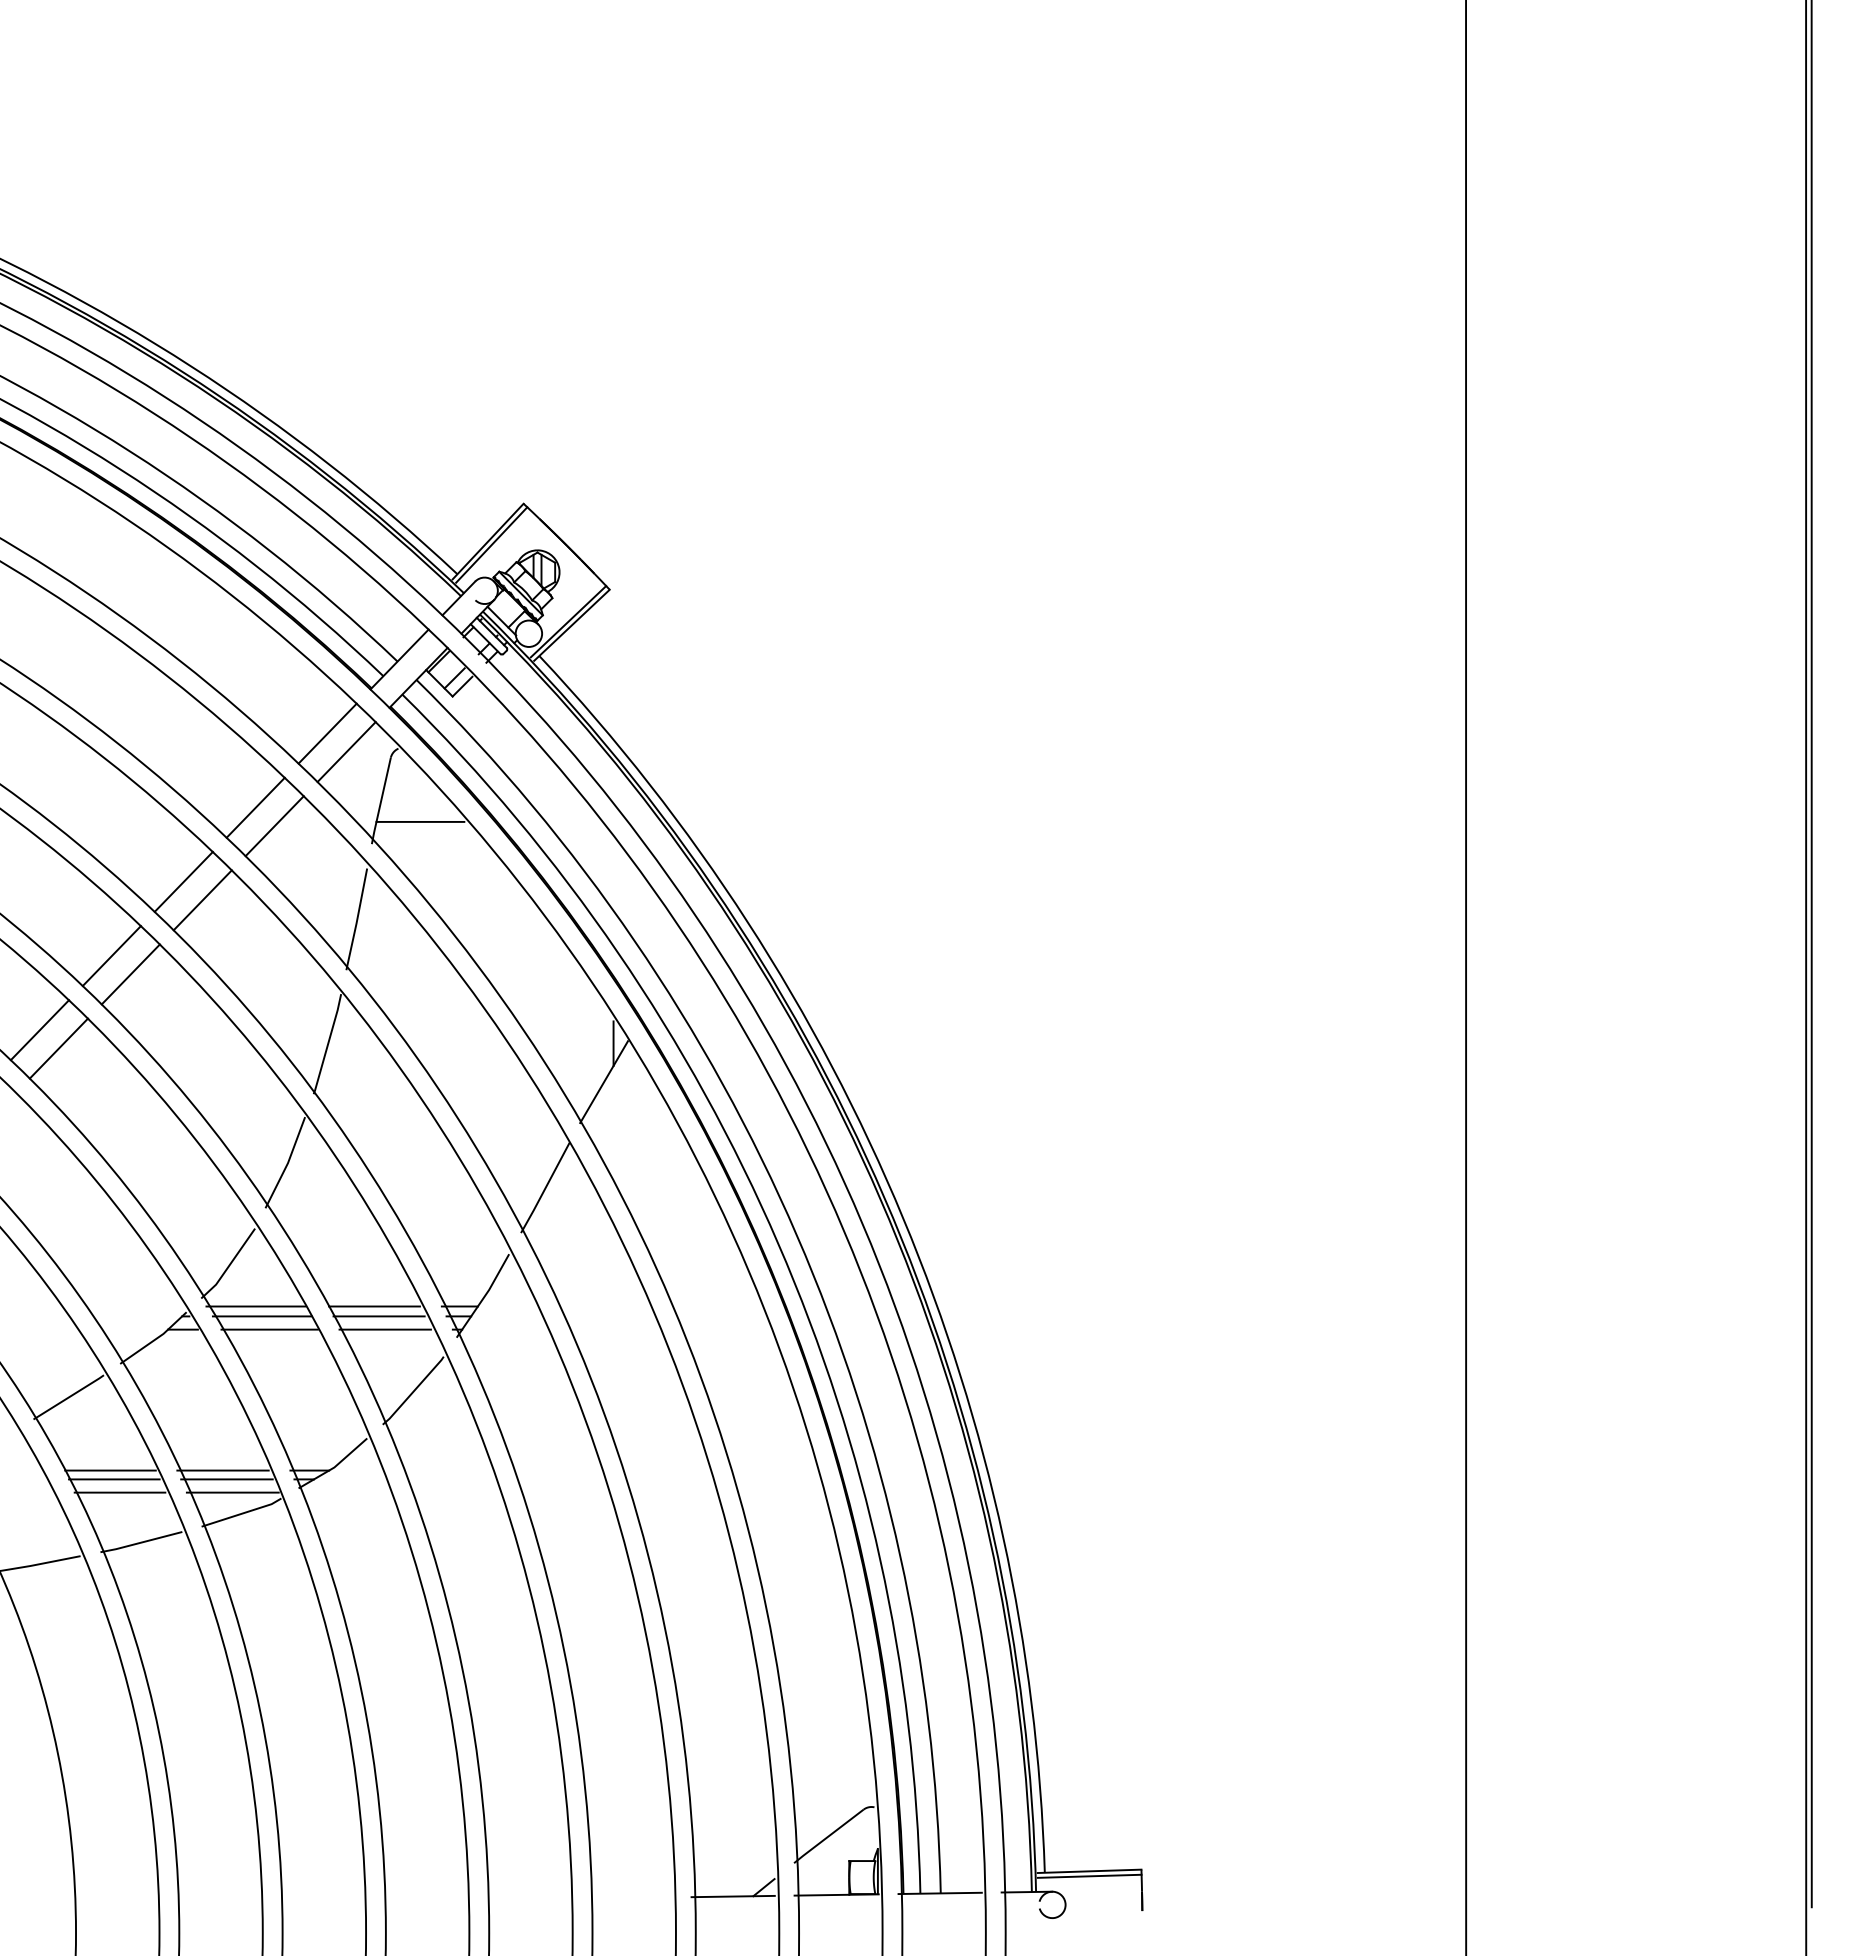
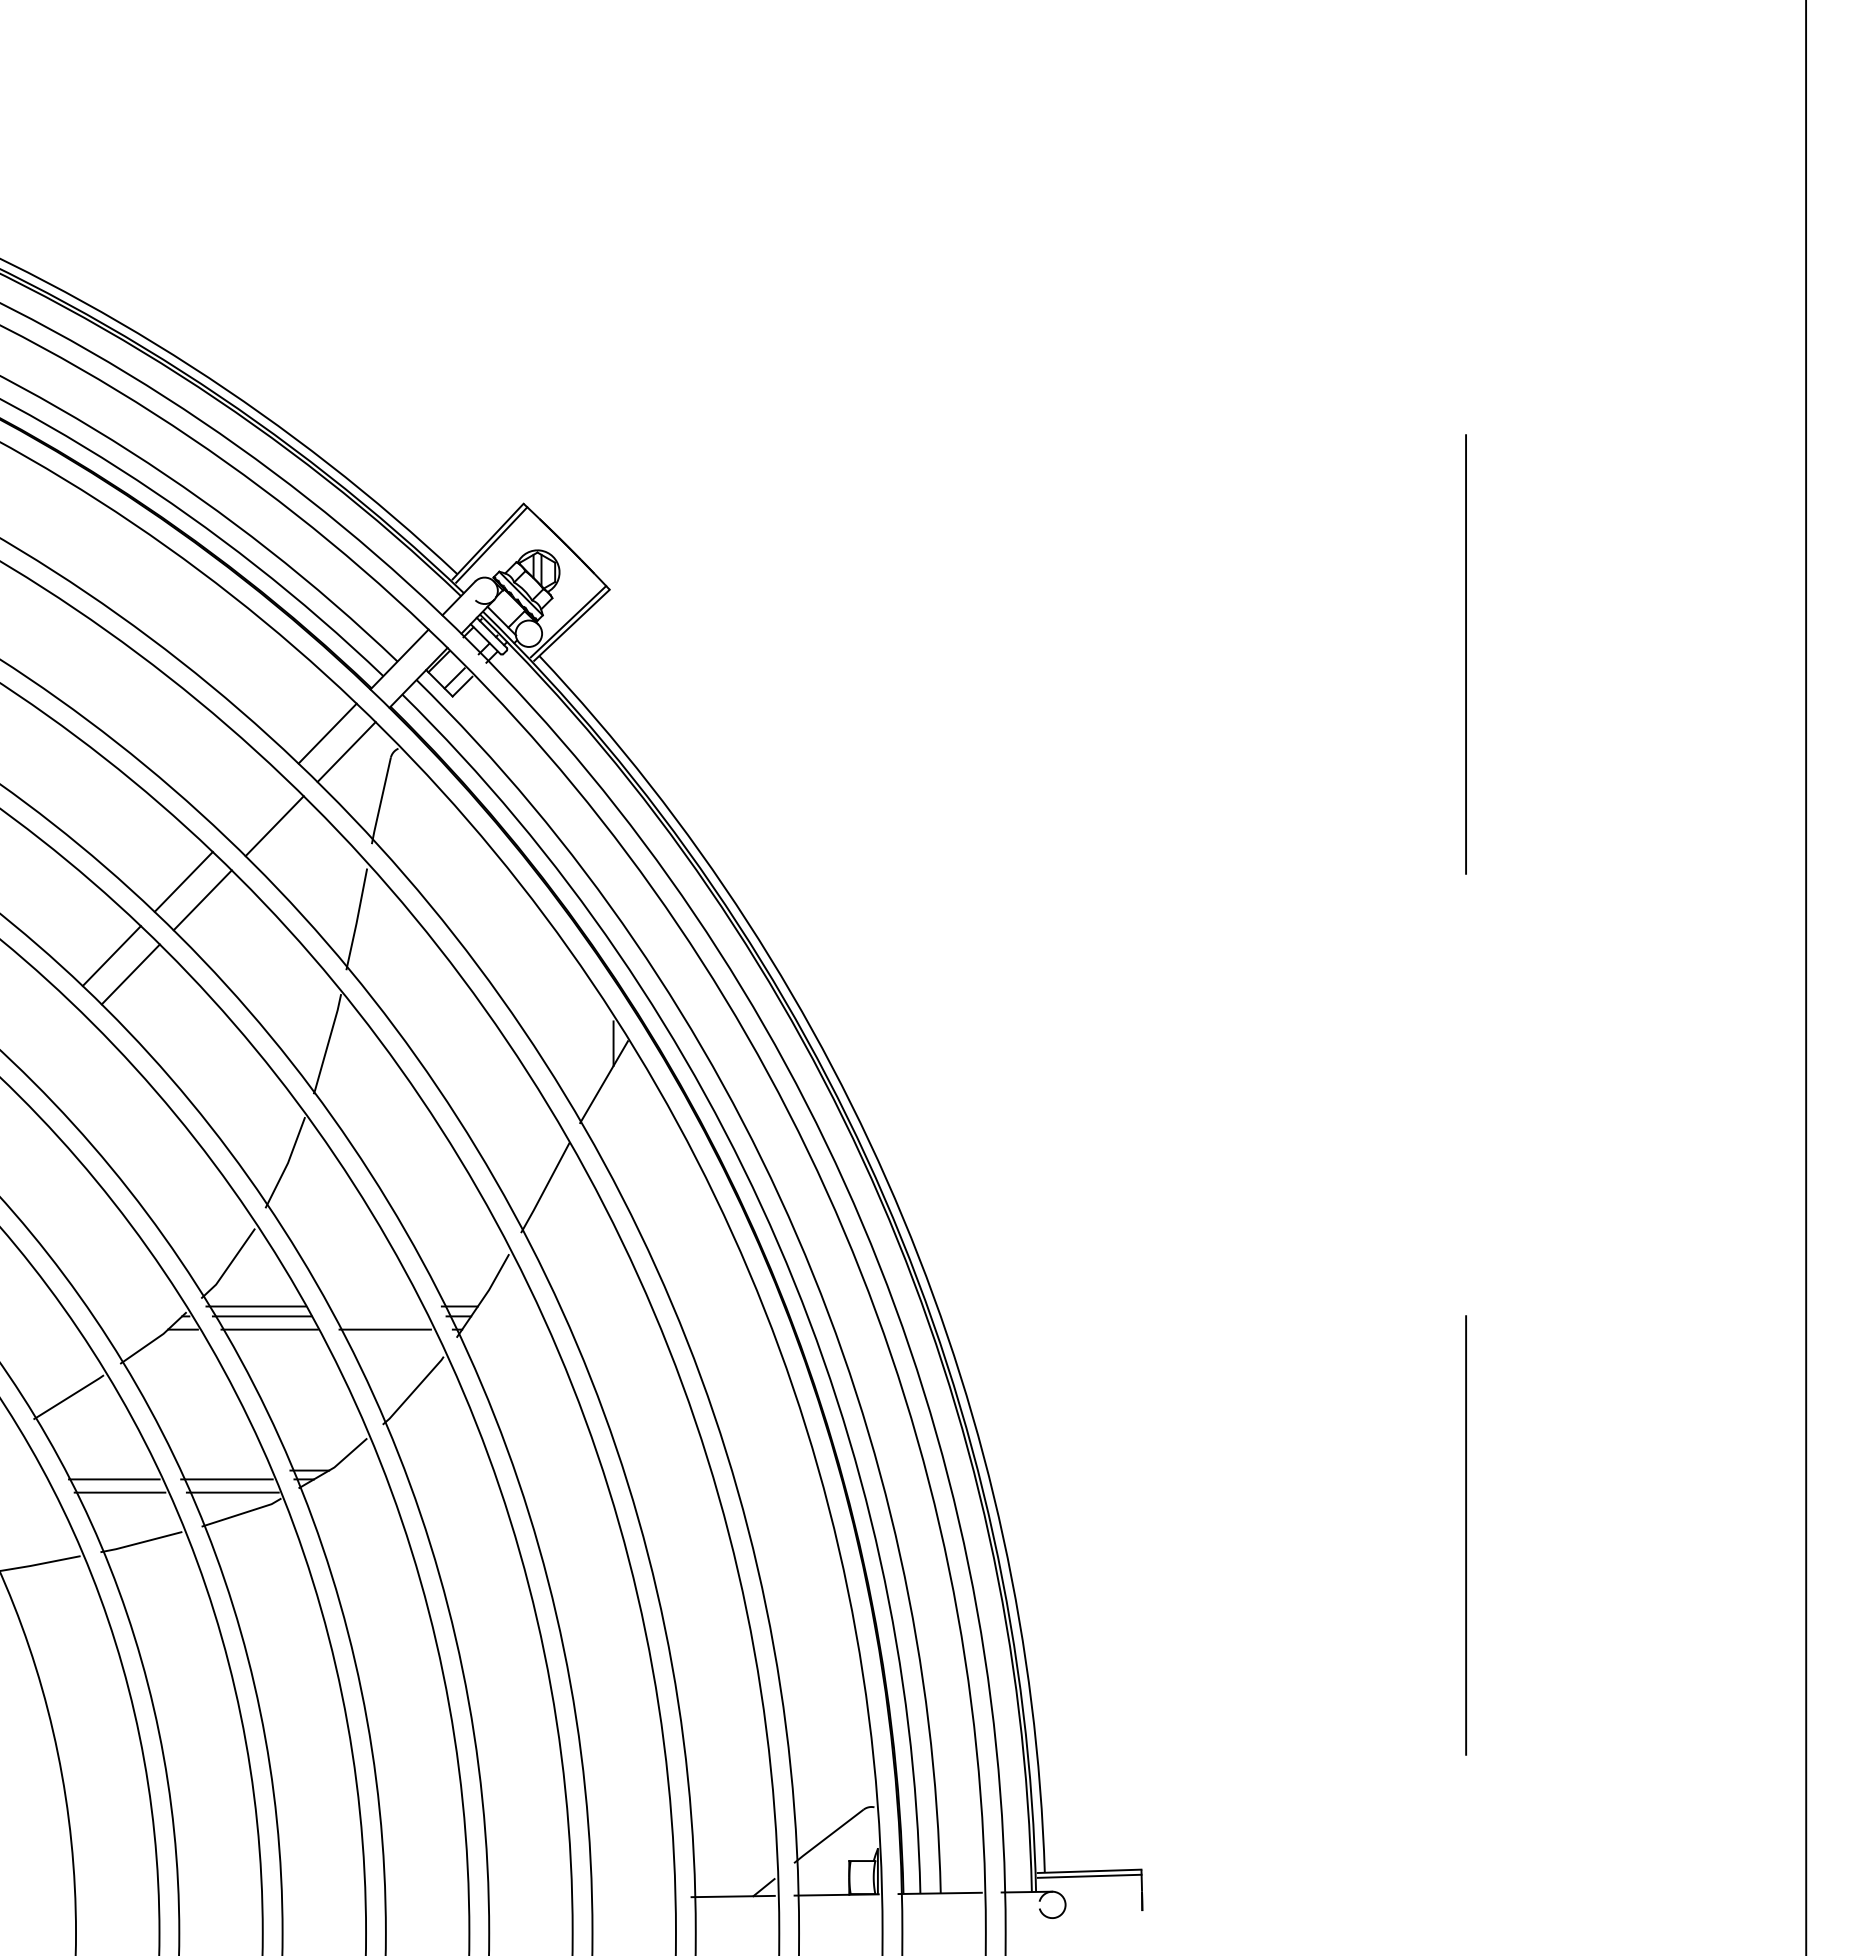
line: present -> none (255, 807)
line: present -> none (420, 821)
line: present -> none (1811, 954)
line: solid -> dashed (1466, 978)
line: present -> none (39, 1030)
line: present -> none (58, 1048)
line: present -> none (374, 1306)
line: present -> none (378, 1316)
line: present -> none (110, 1470)
line: present -> none (222, 1470)
